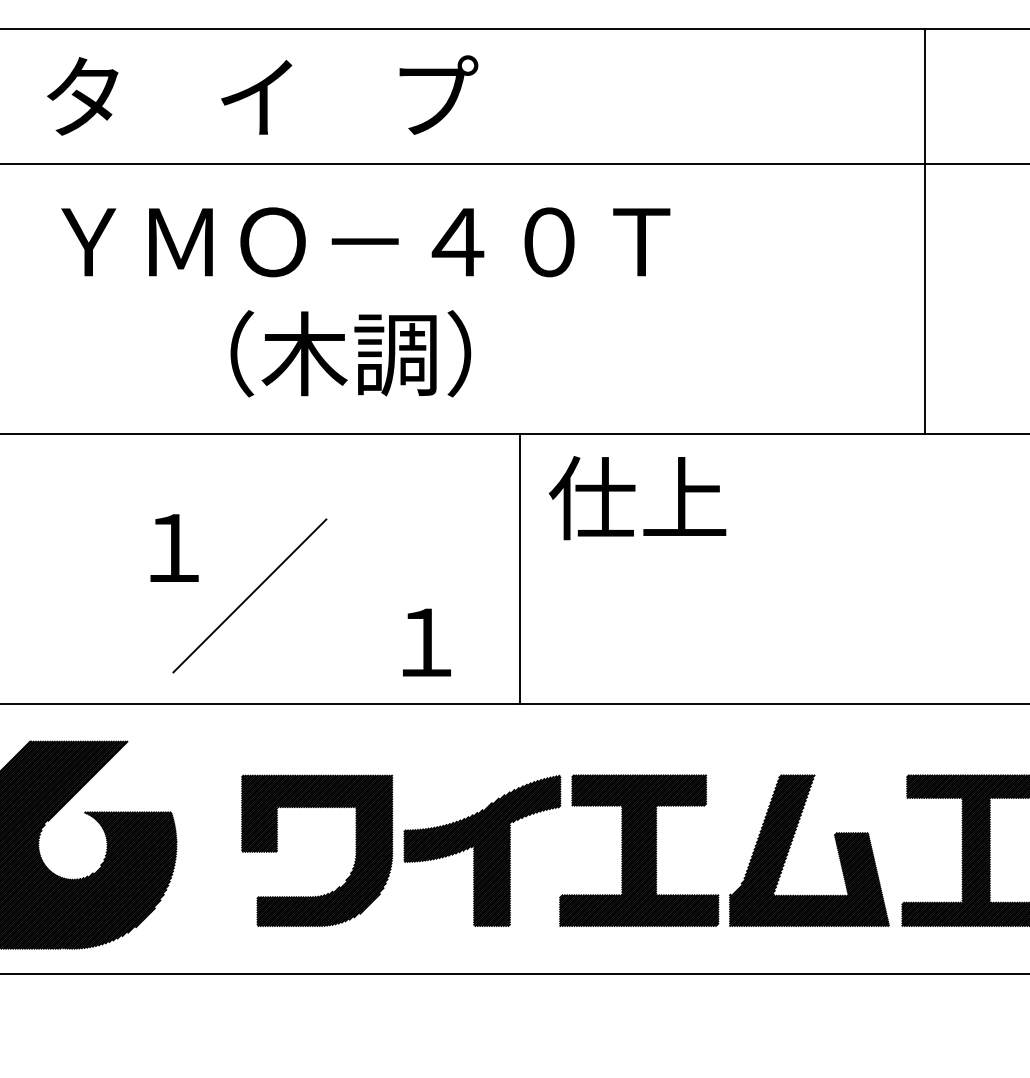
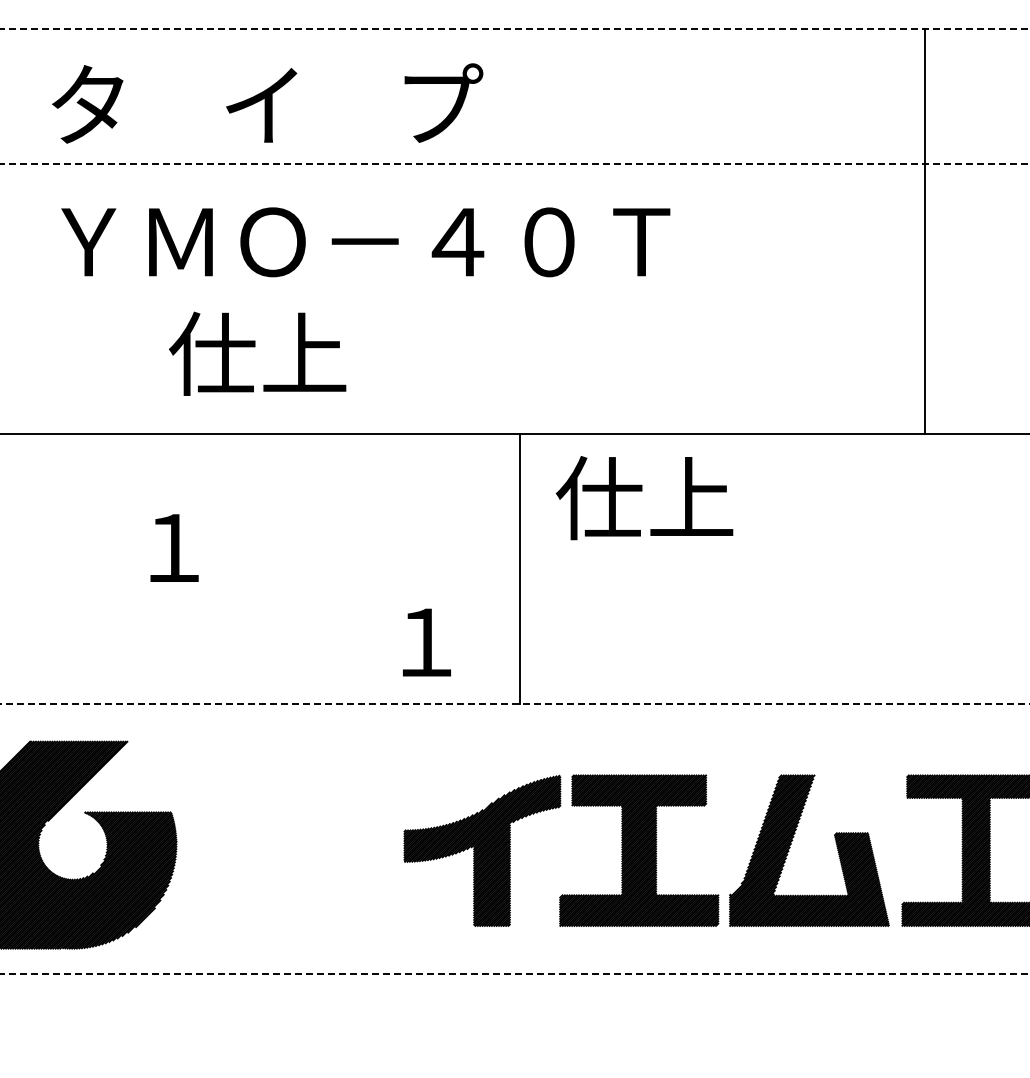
line: solid -> dashed (515, 28)
text position: (262, 95) -> (267, 103) (267, 103)
line: solid -> dashed (515, 163)
text: （木調） -> 仕上 (319, 353)
text position: (637, 498) -> (644, 498) (644, 498)
line: present -> none (249, 595)
line: solid -> dashed (515, 704)
part: present -> none (355, 849)
line: solid -> dashed (515, 974)
